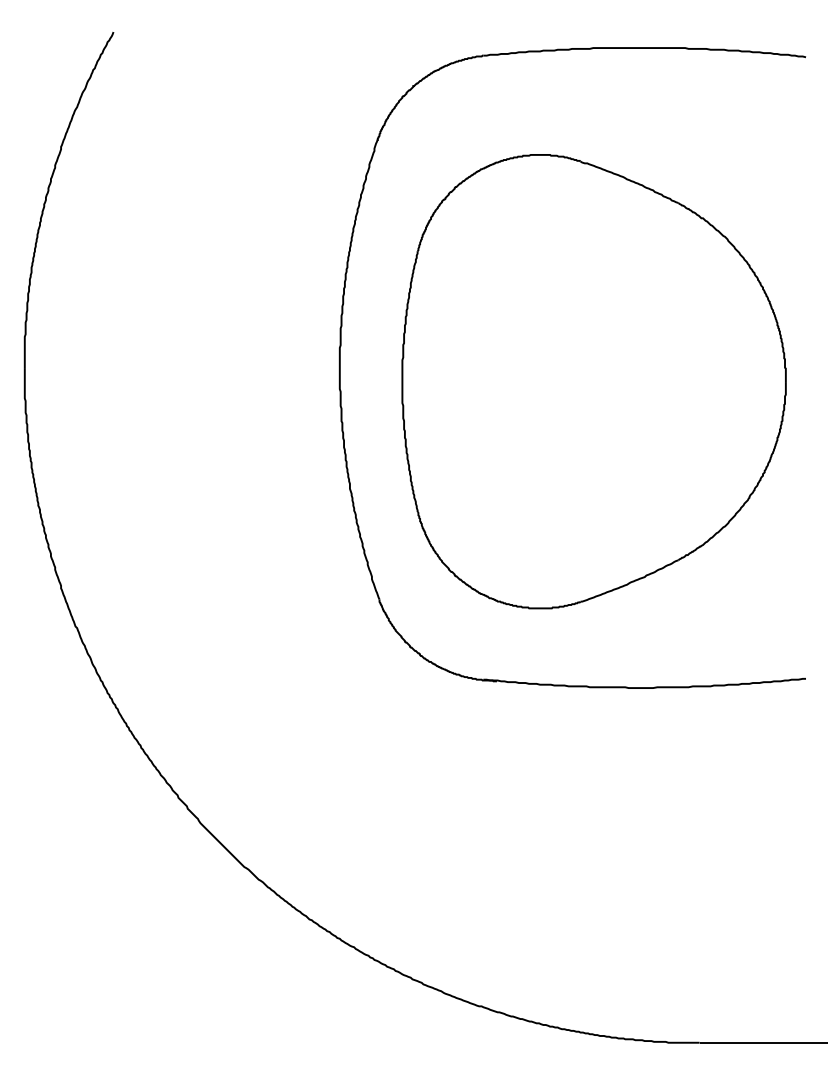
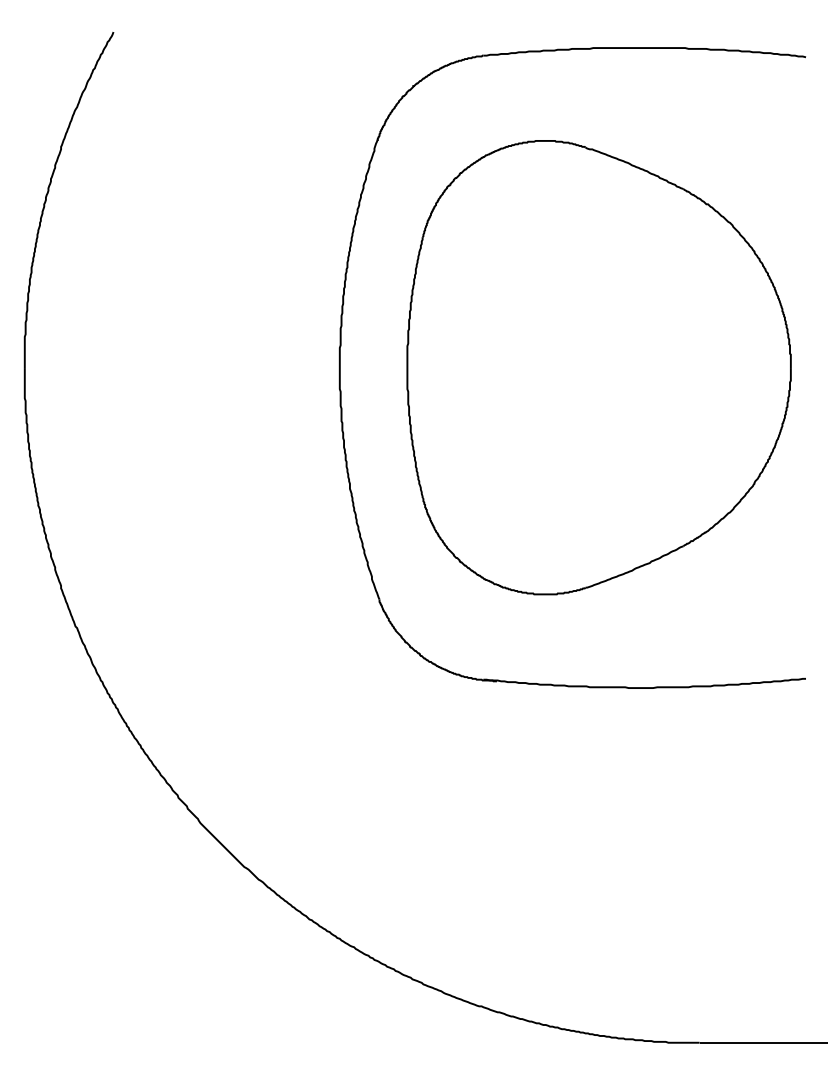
part position: (593, 381) -> (598, 367) (598, 367)
